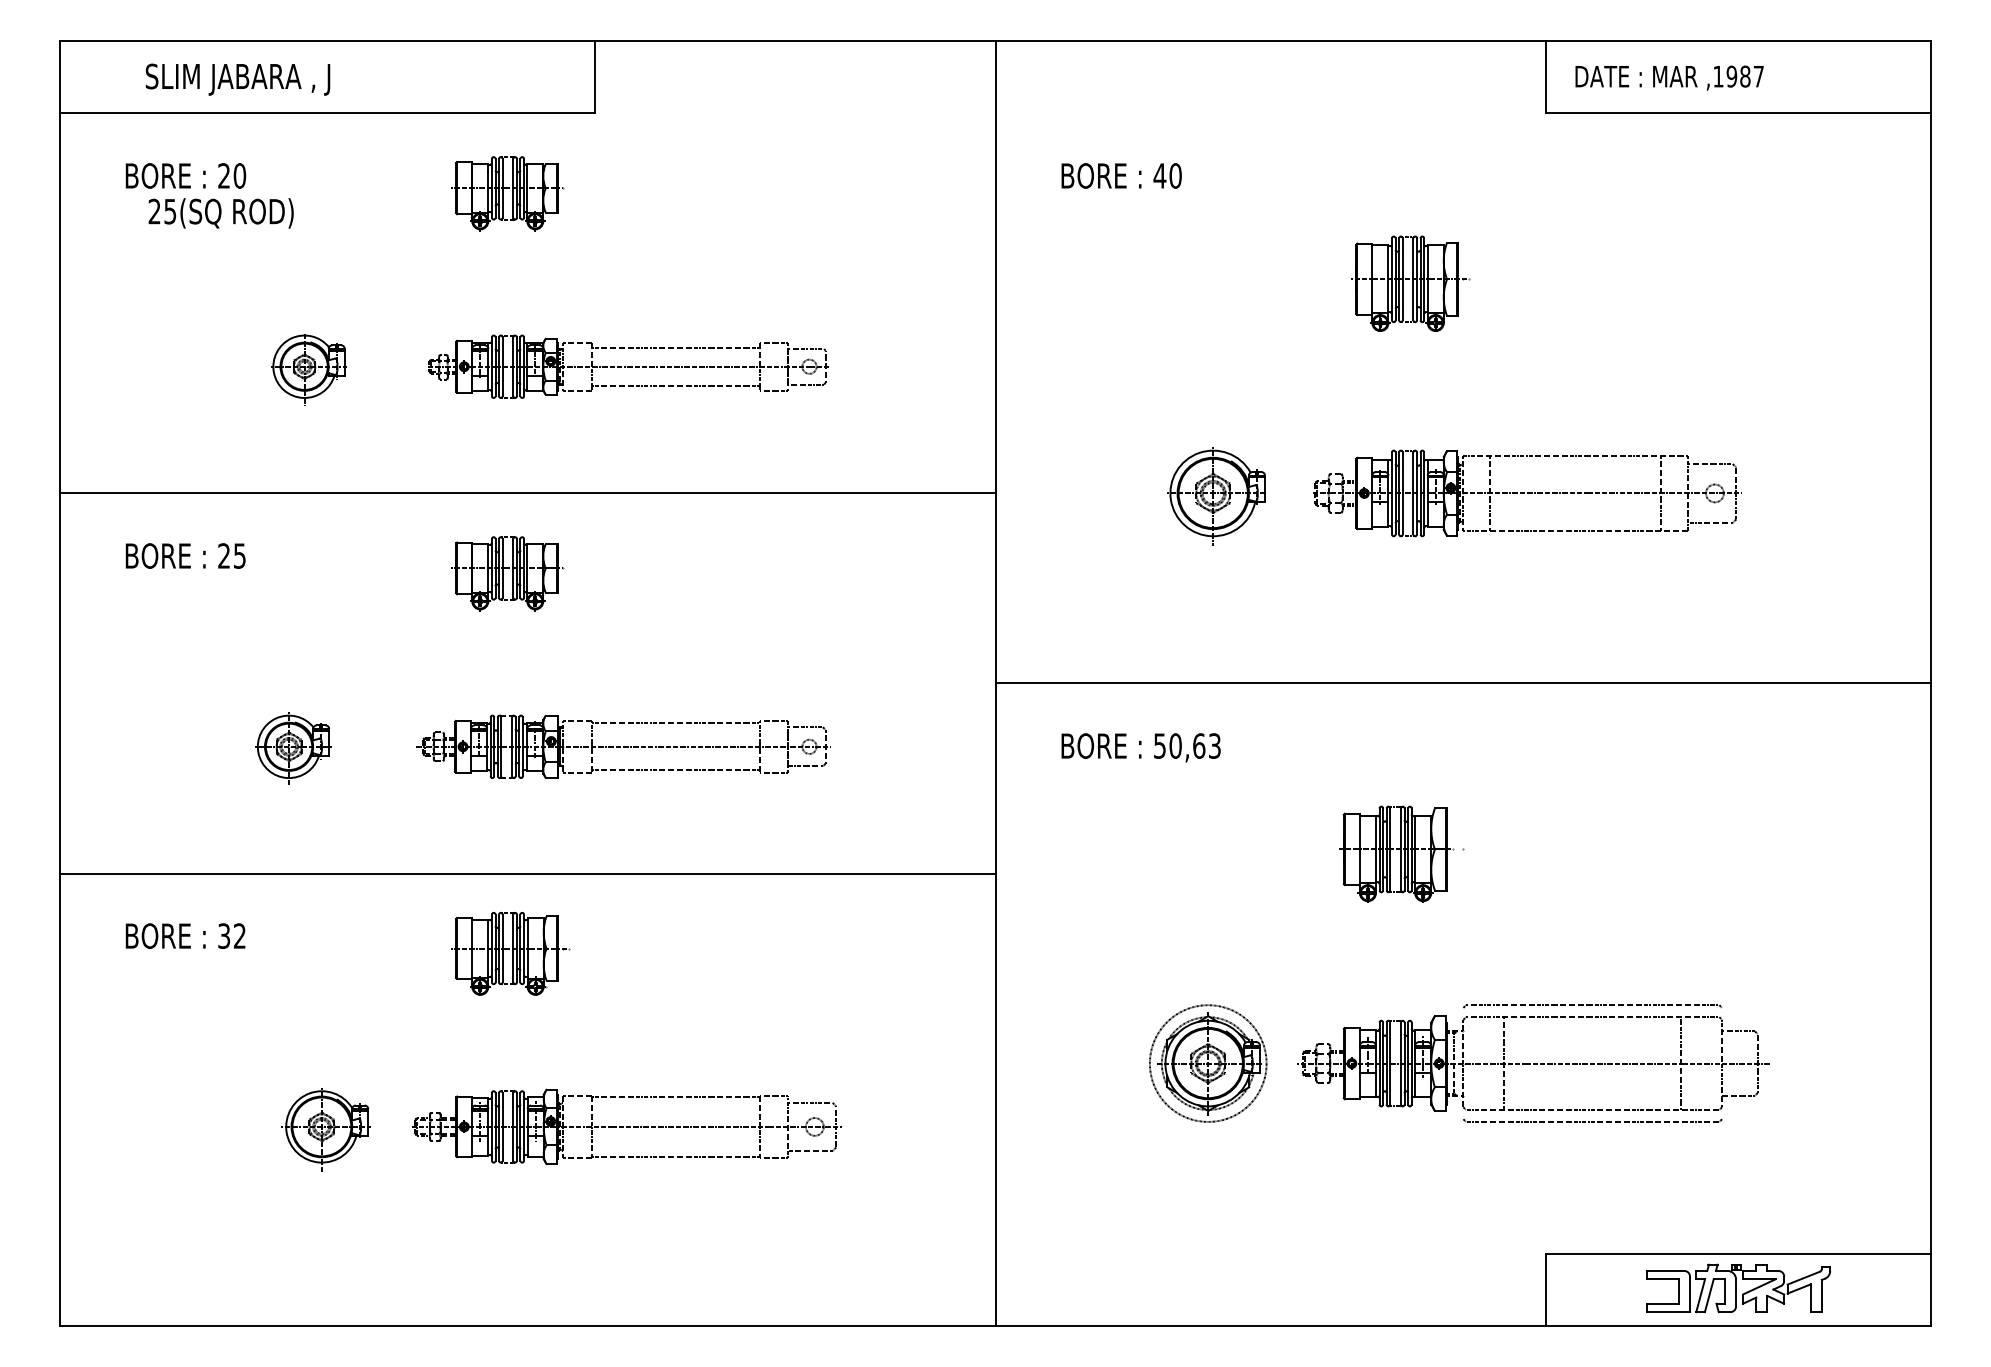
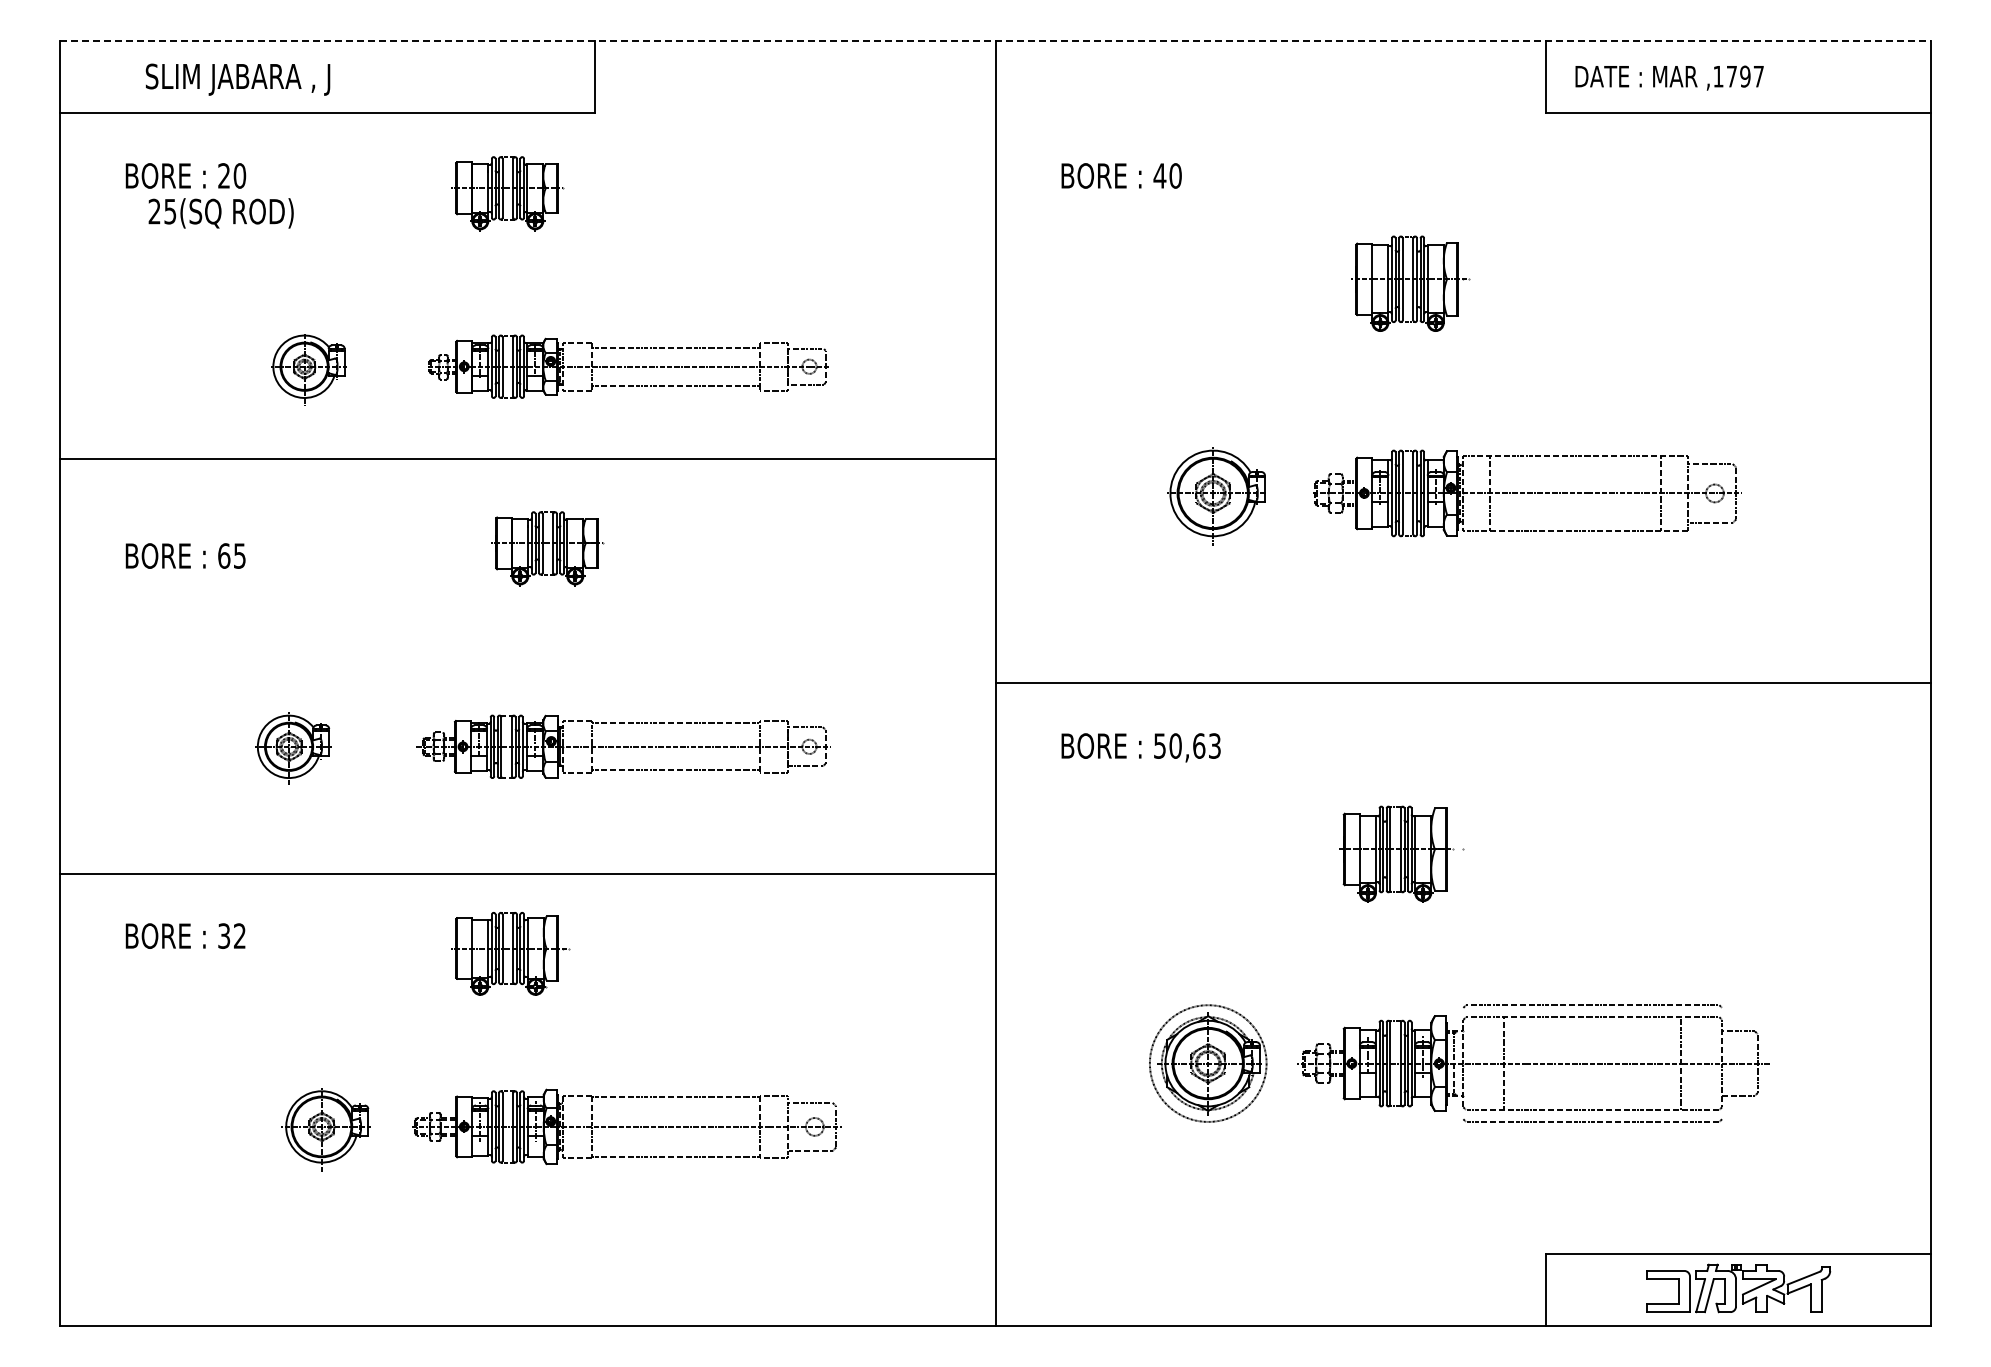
line: solid -> dashed (995, 41)
text: ,1987 -> ,1797 (1738, 76)
line position: (527, 493) -> (527, 459) (527, 459)
text: 25 -> 65 (224, 555)
part position: (507, 573) -> (547, 548) (547, 548)
